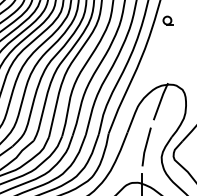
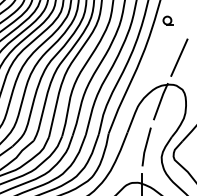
line: none -> present (179, 57)
